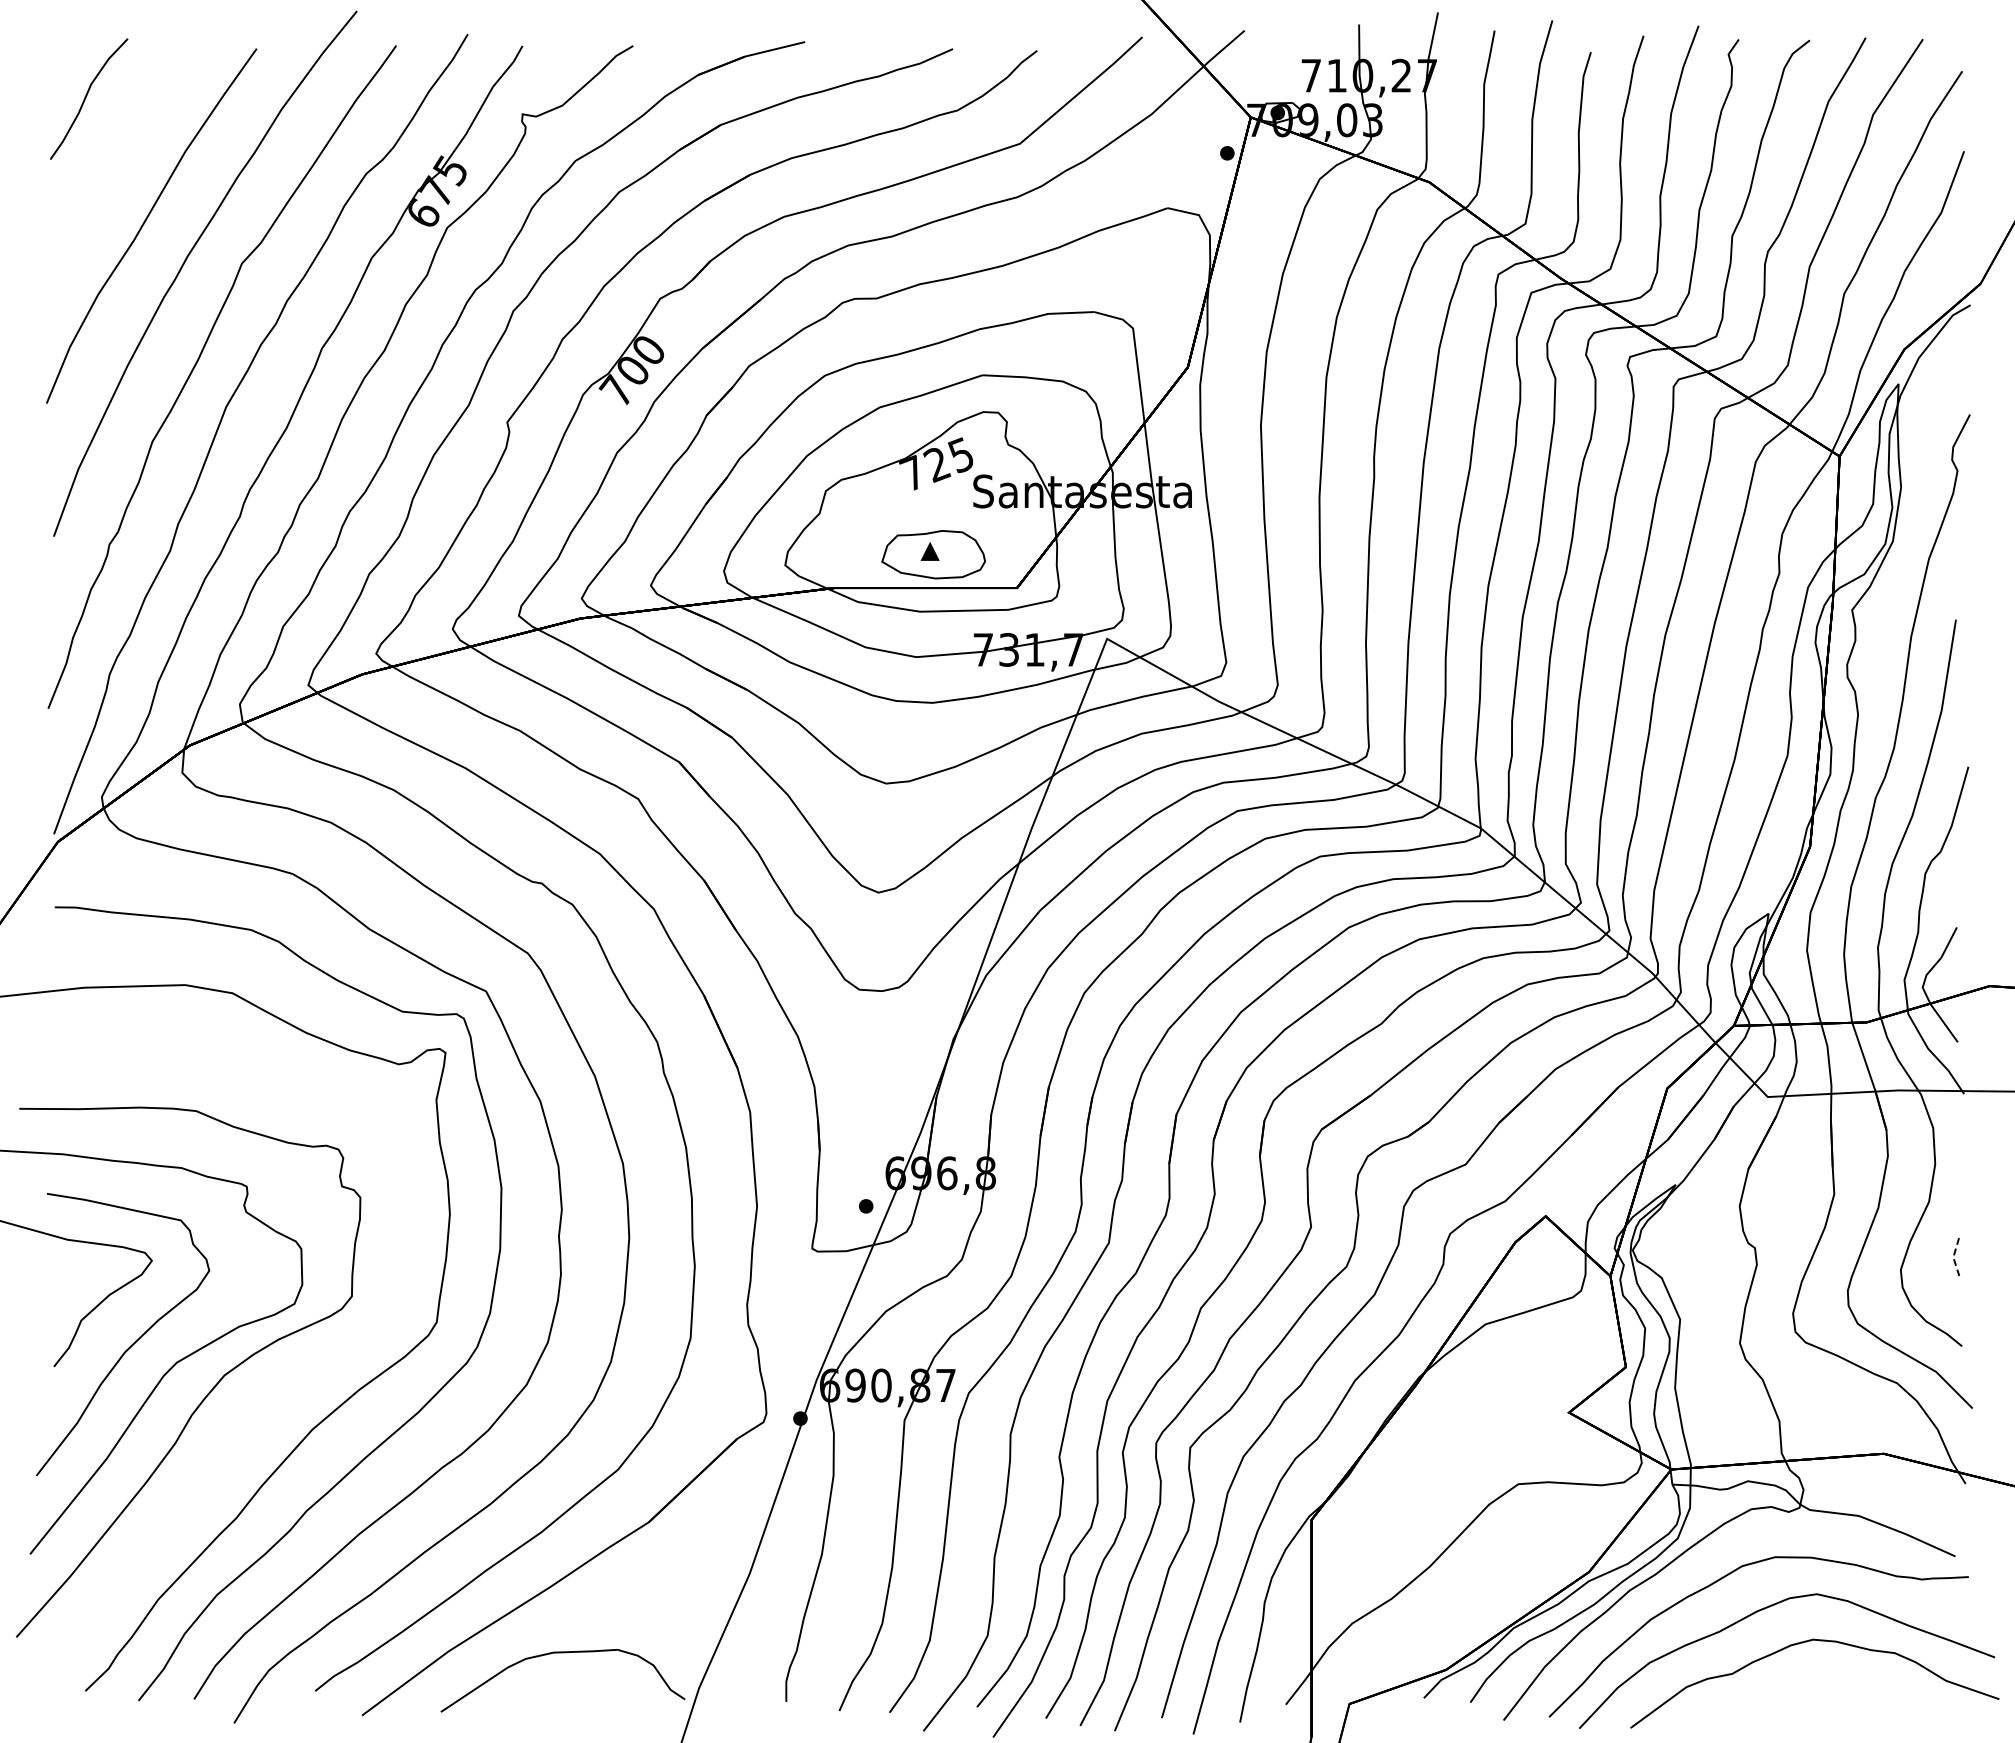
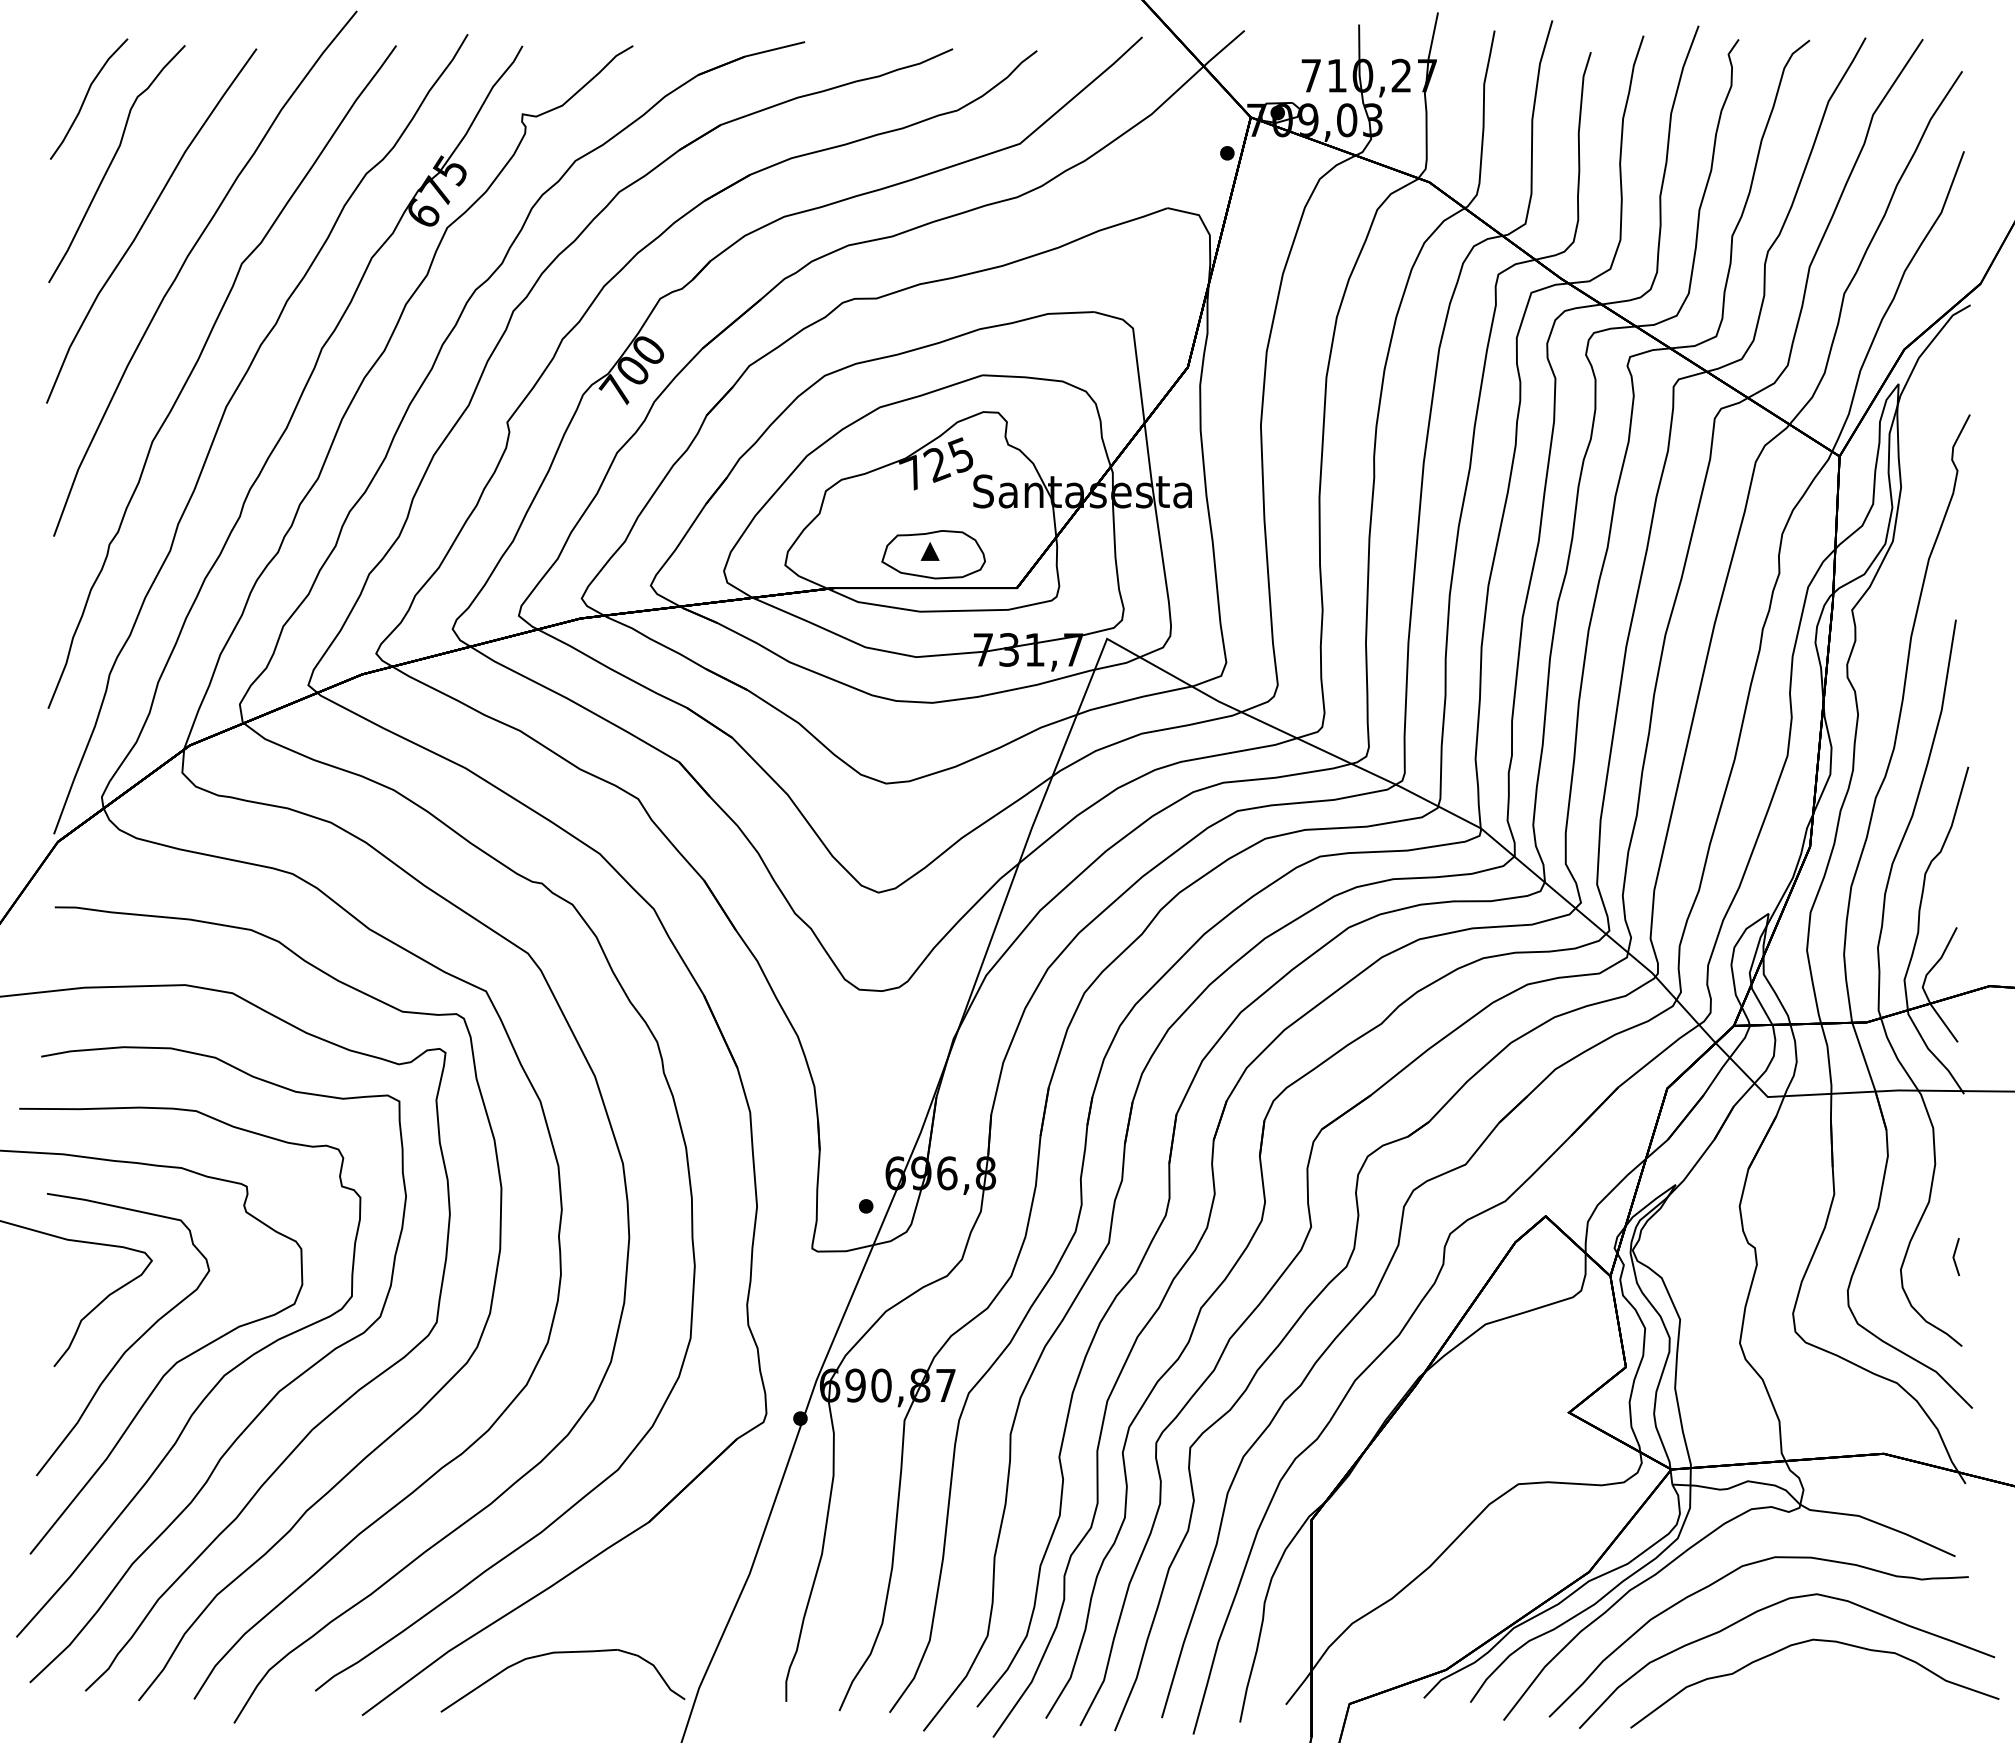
curve: none -> present (112, 162)
line: dashed -> solid (1953, 1257)
curve: none -> present (262, 1408)
